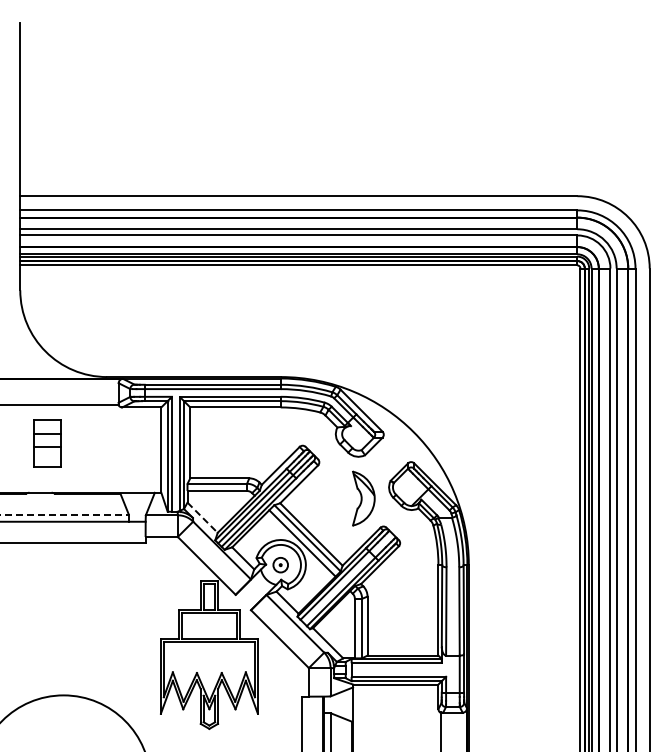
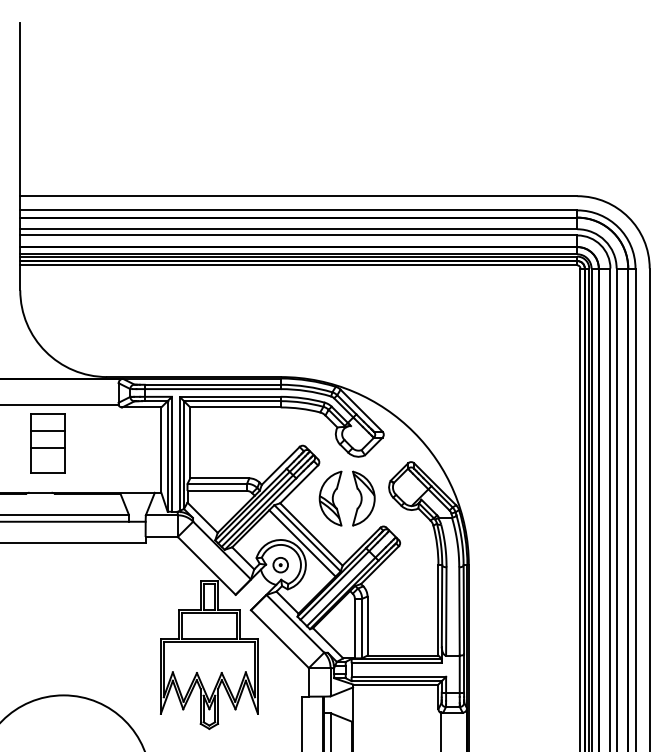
part size: 29x49 px -> 36x61 px (47, 443)
part: none -> present (330, 498)
line: dashed -> solid (64, 514)
line: dashed -> solid (202, 518)
